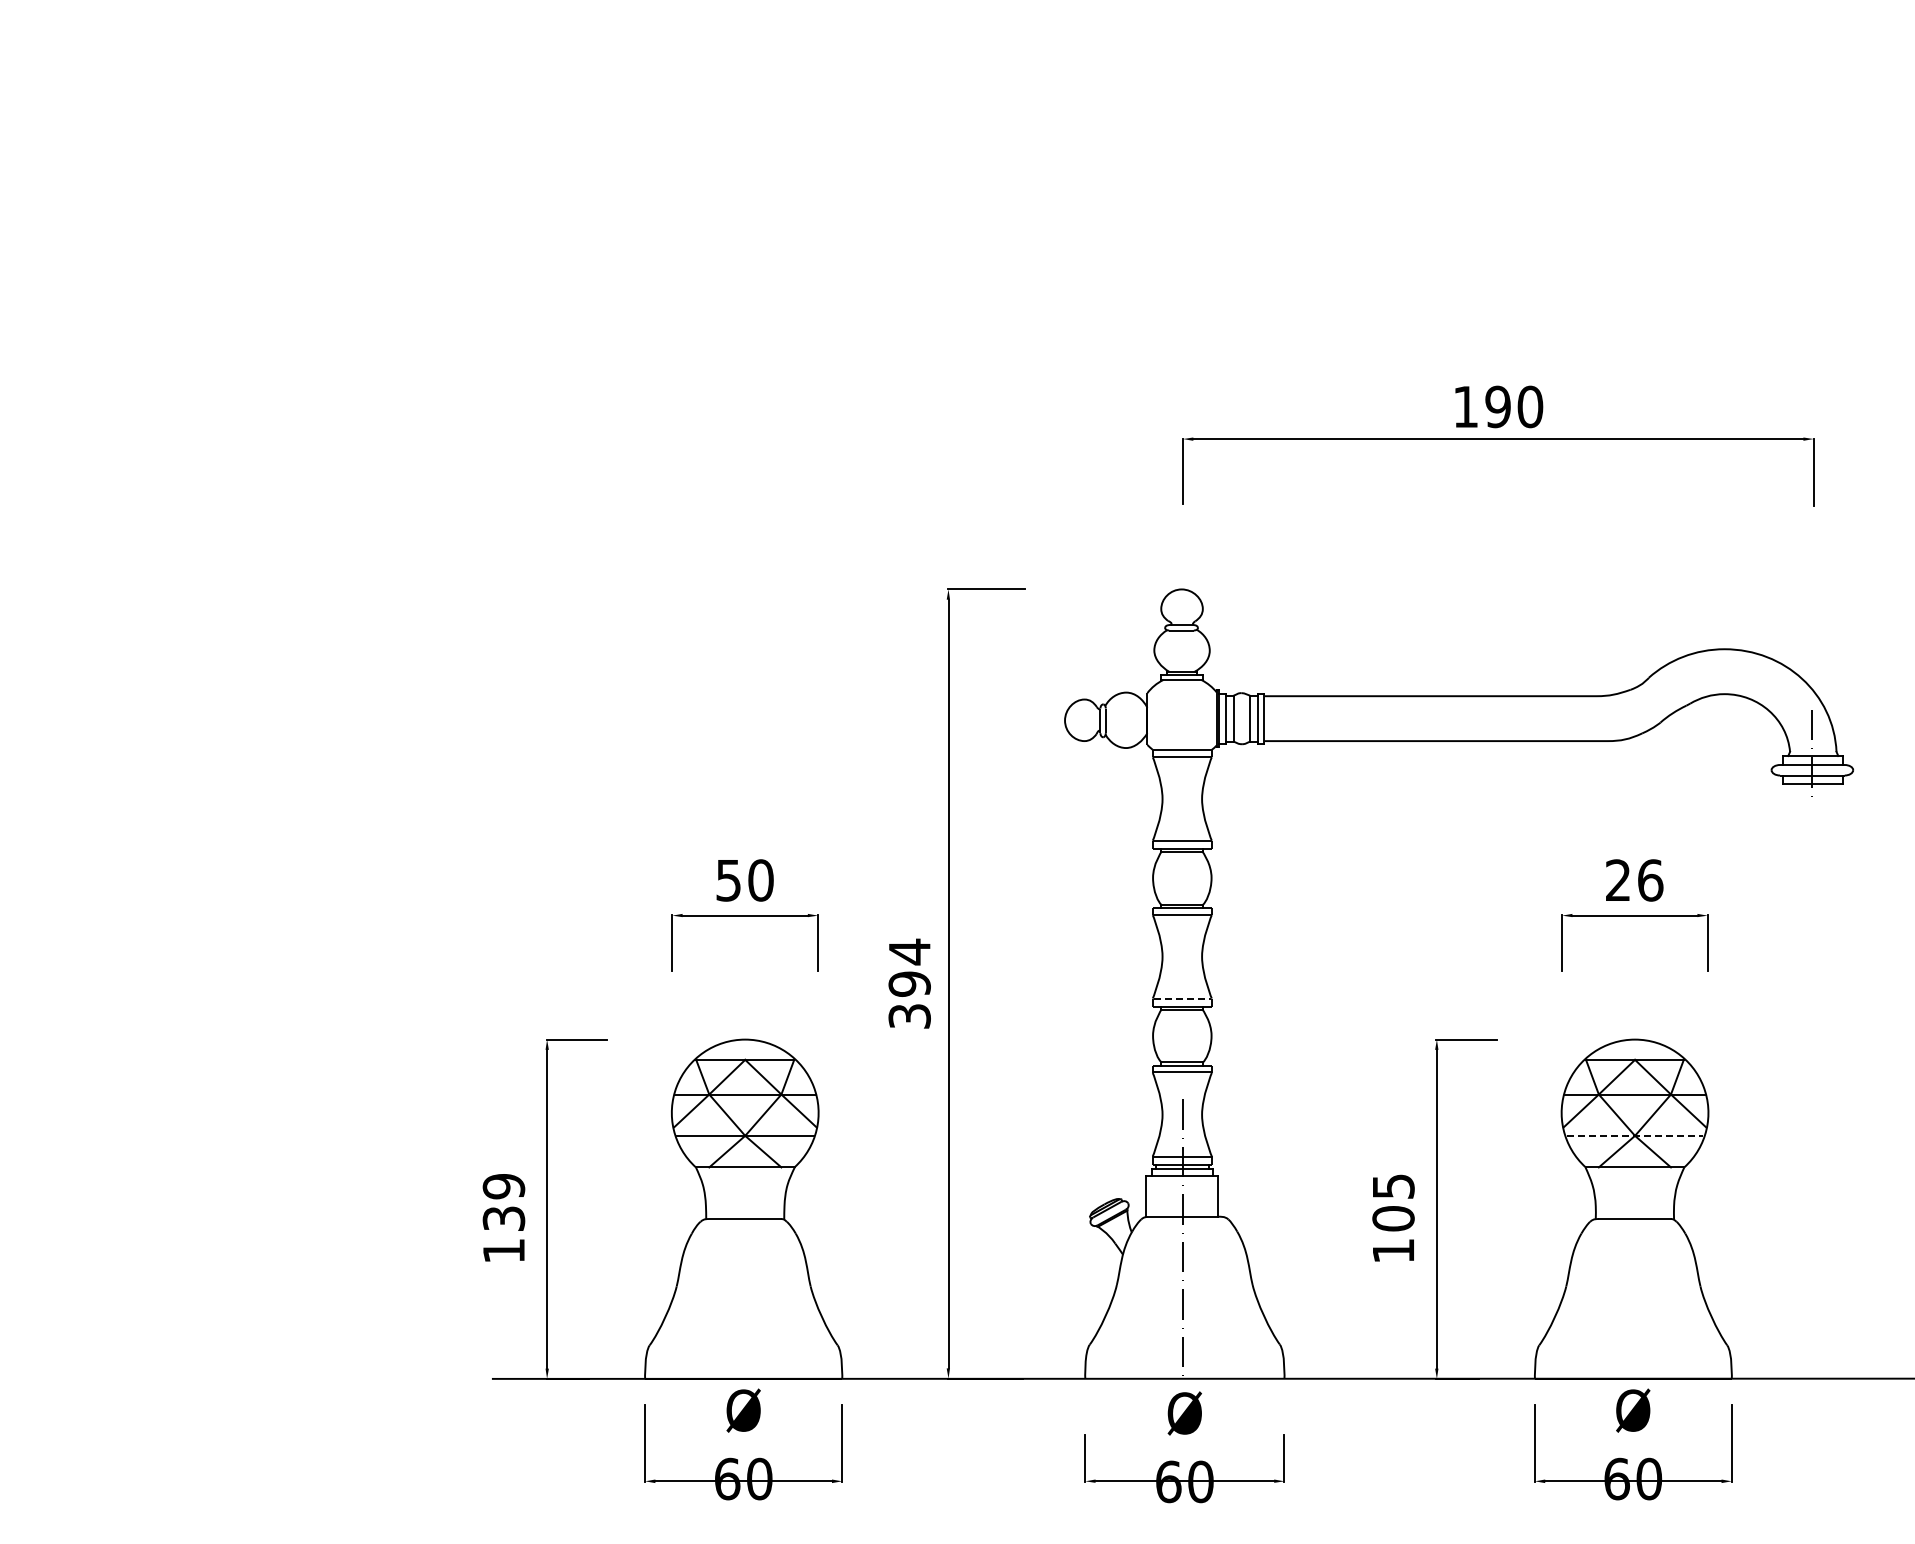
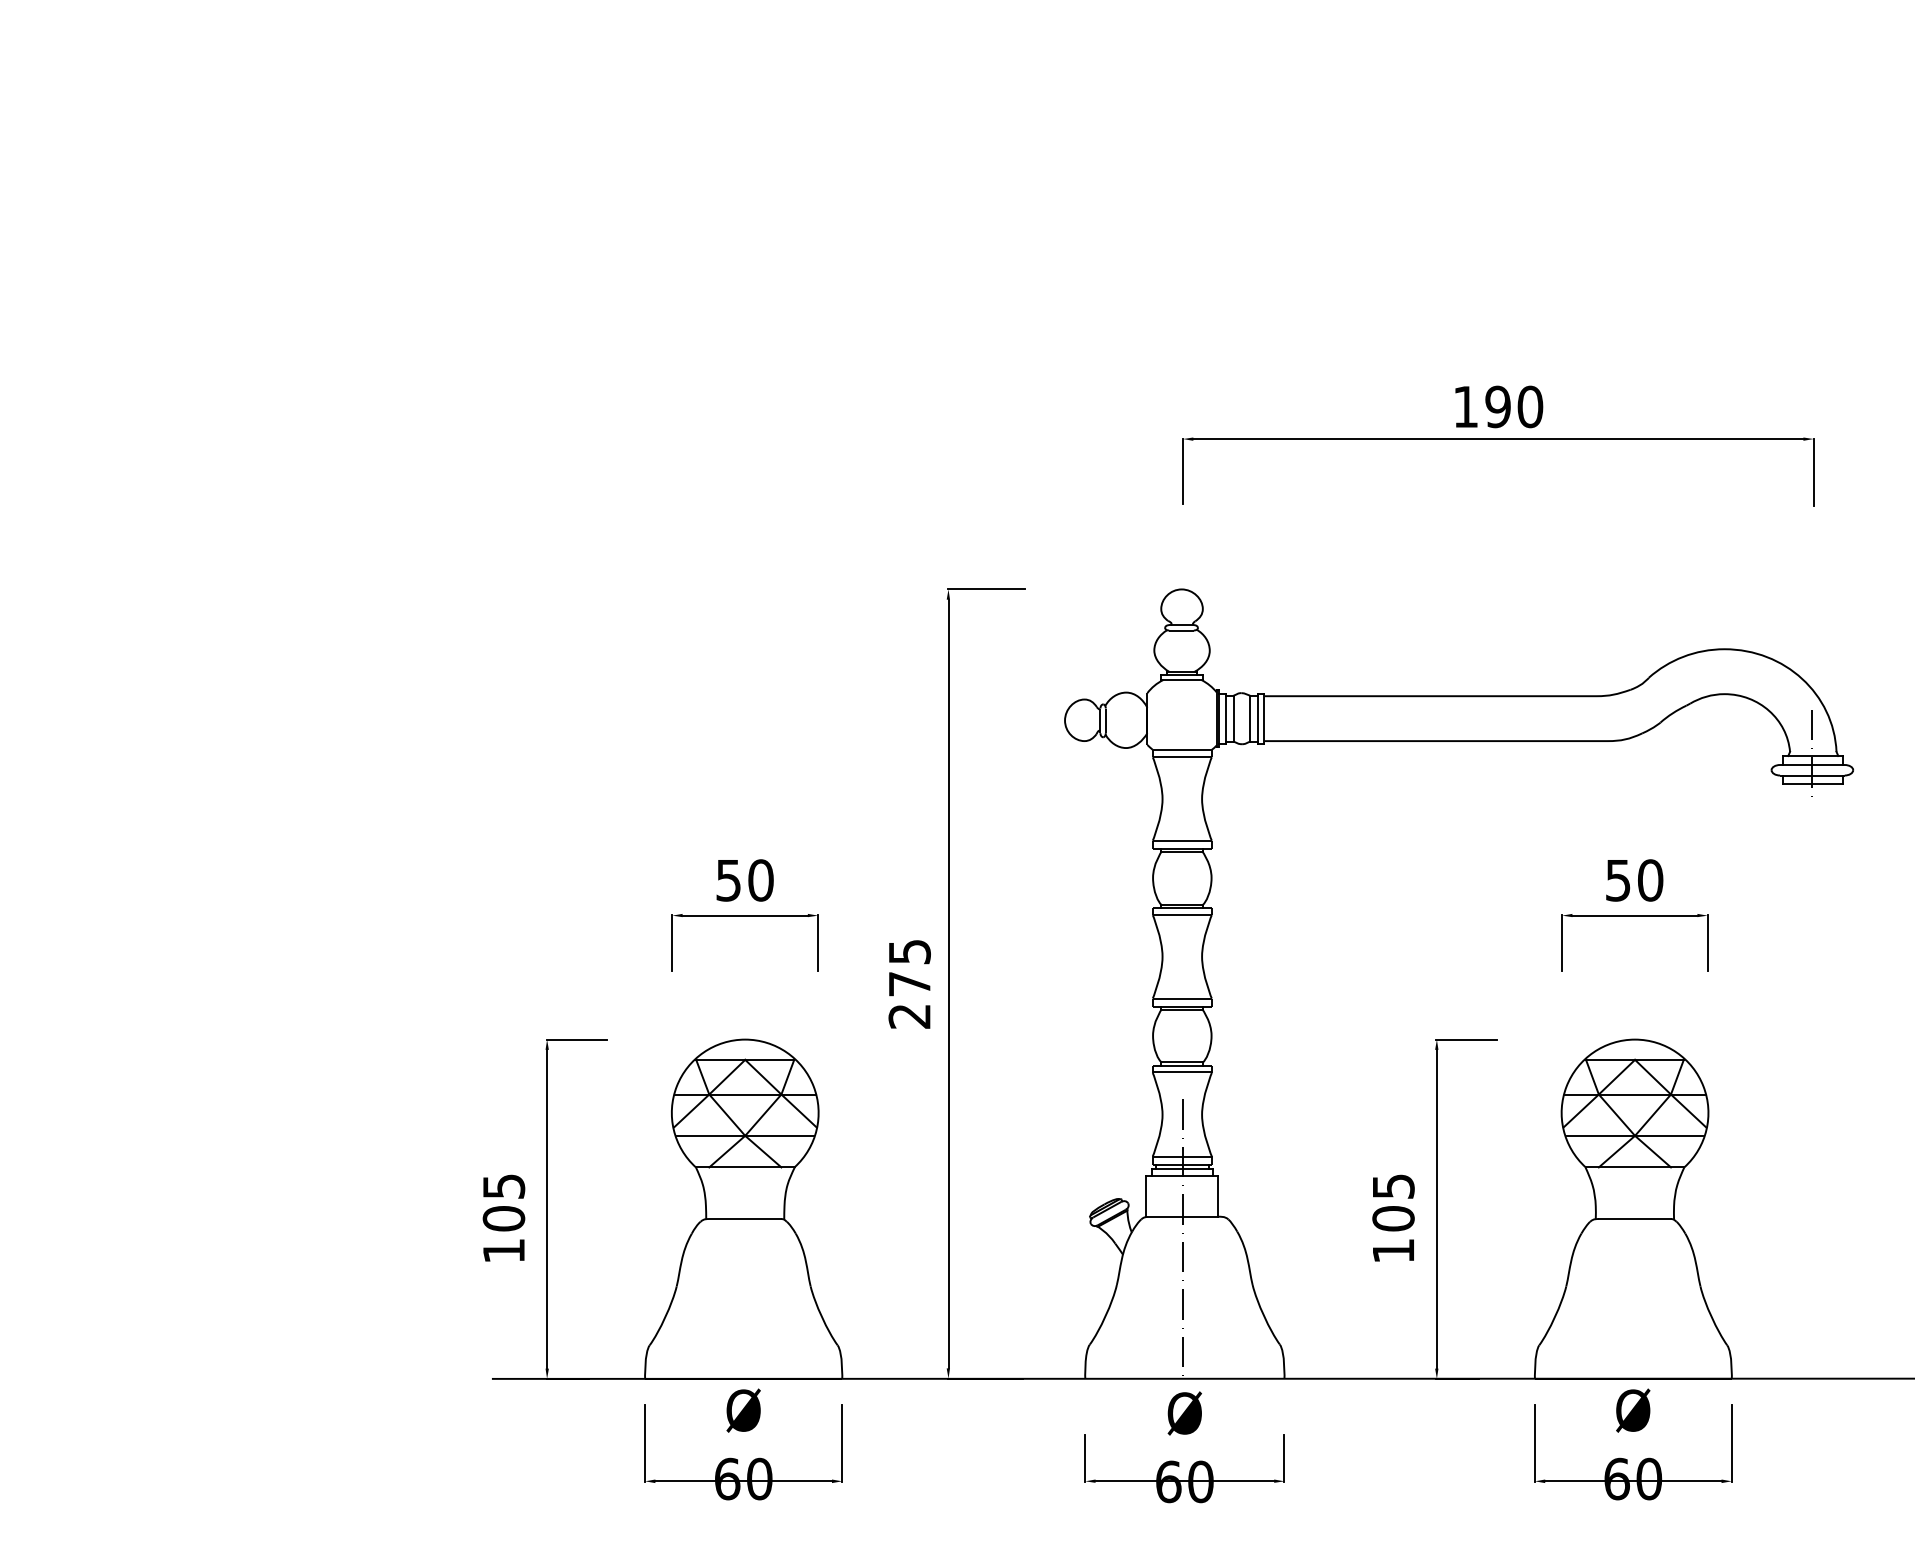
text: 26 -> 50 (1634, 880)
text: 394 -> 275 (909, 983)
line: dashed -> solid (1182, 999)
line: dashed -> solid (1635, 1135)
text: 139 -> 105 (503, 1202)
